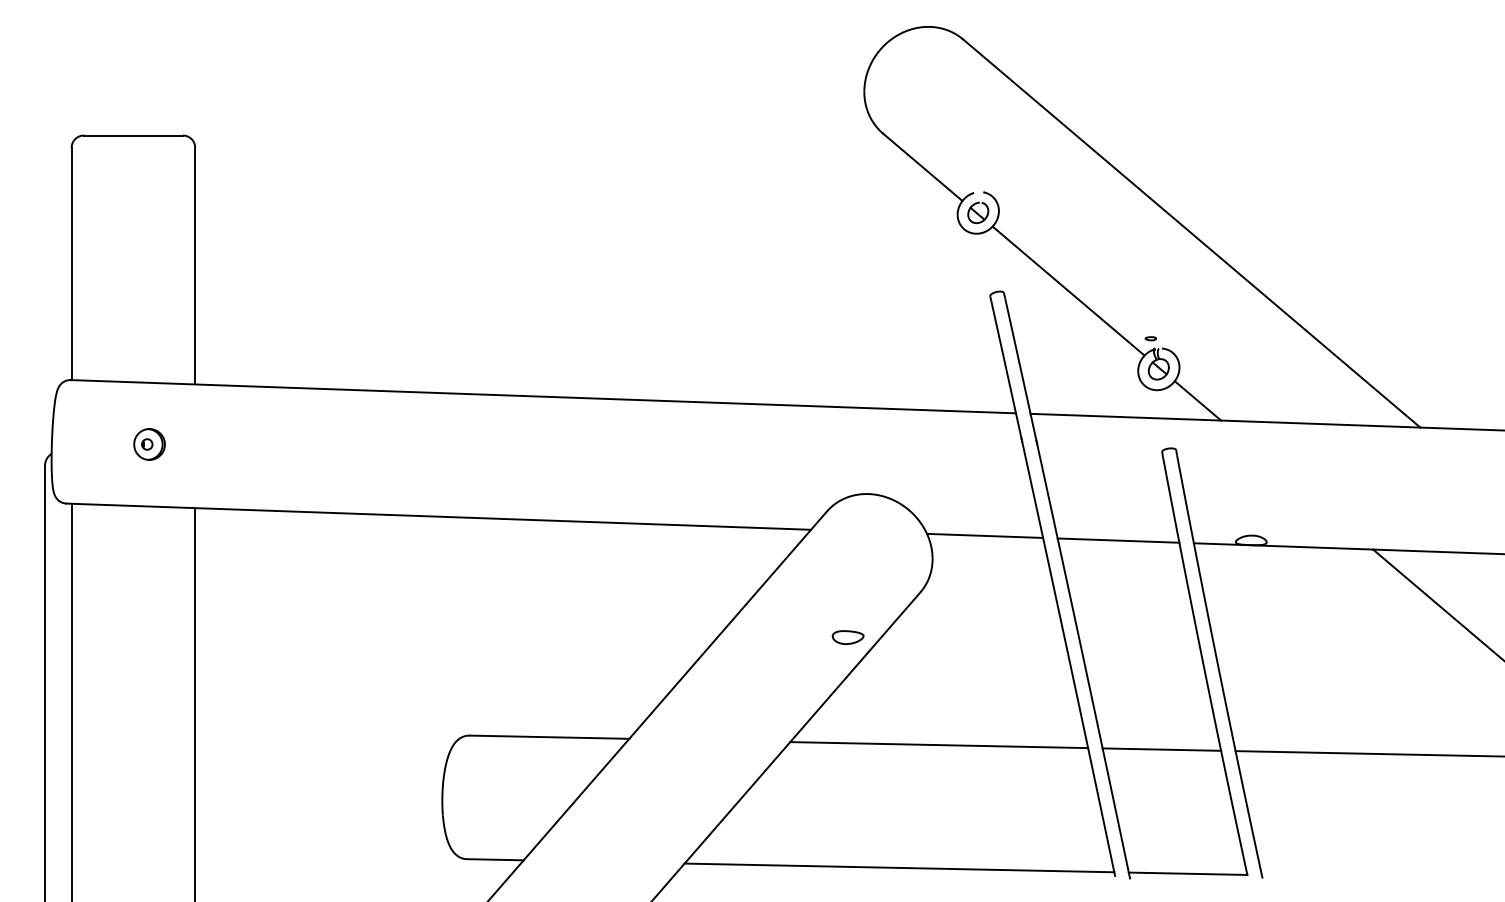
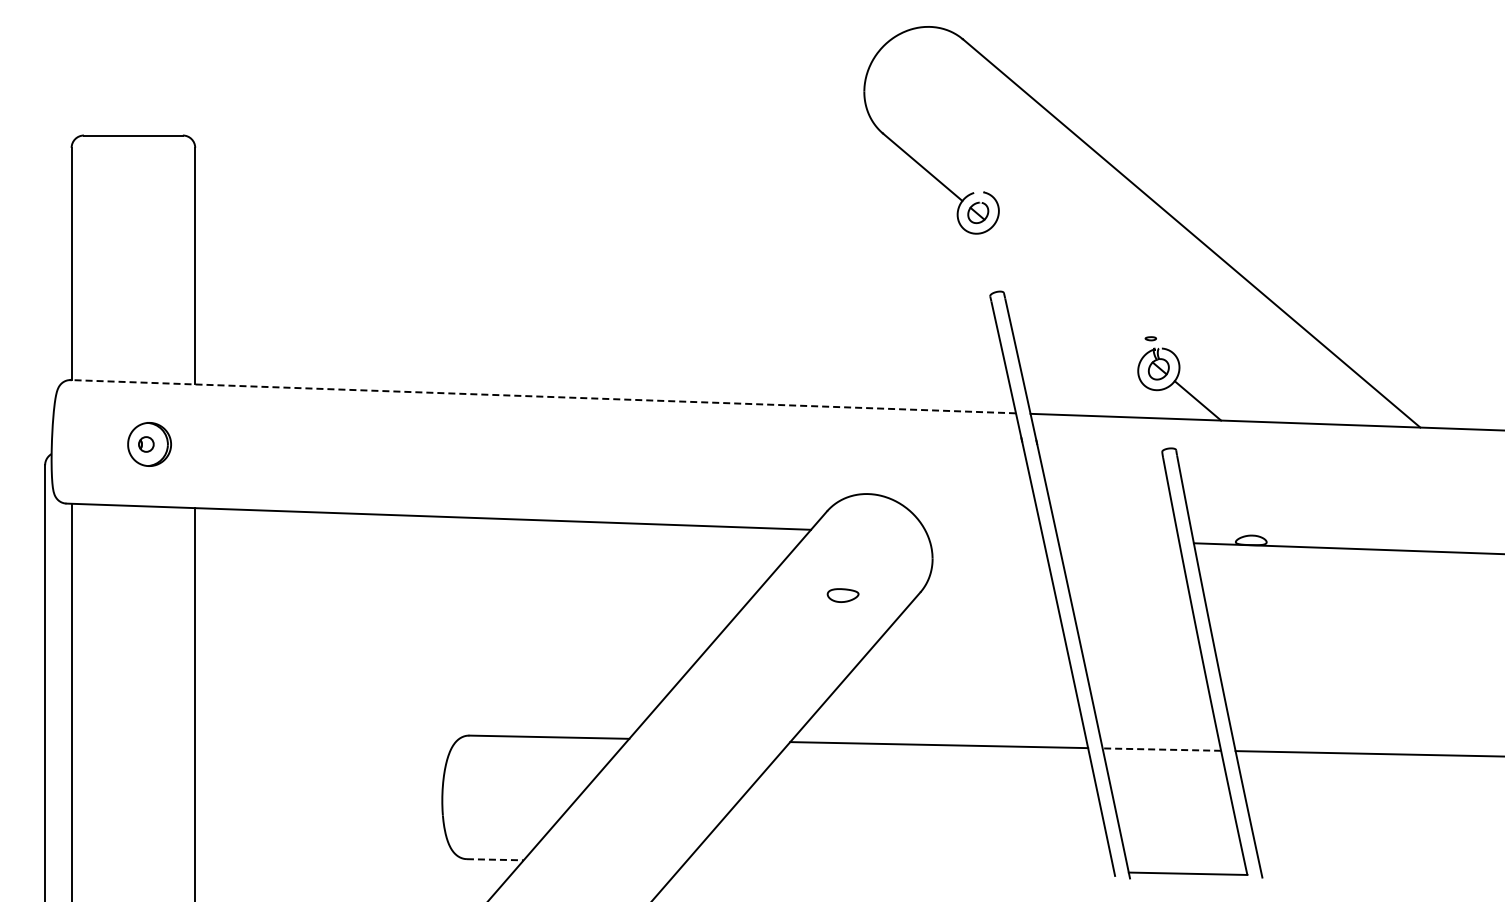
line: present -> none (1068, 290)
line: solid -> dashed (543, 396)
part size: 33x33 px -> 45x45 px (149, 444)
line: present -> none (985, 535)
line: present -> none (1118, 540)
line: present -> none (1437, 603)
part position: (847, 637) -> (842, 595) (842, 595)
line: solid -> dashed (1161, 749)
line: solid -> dashed (495, 859)
line: present -> none (899, 867)
